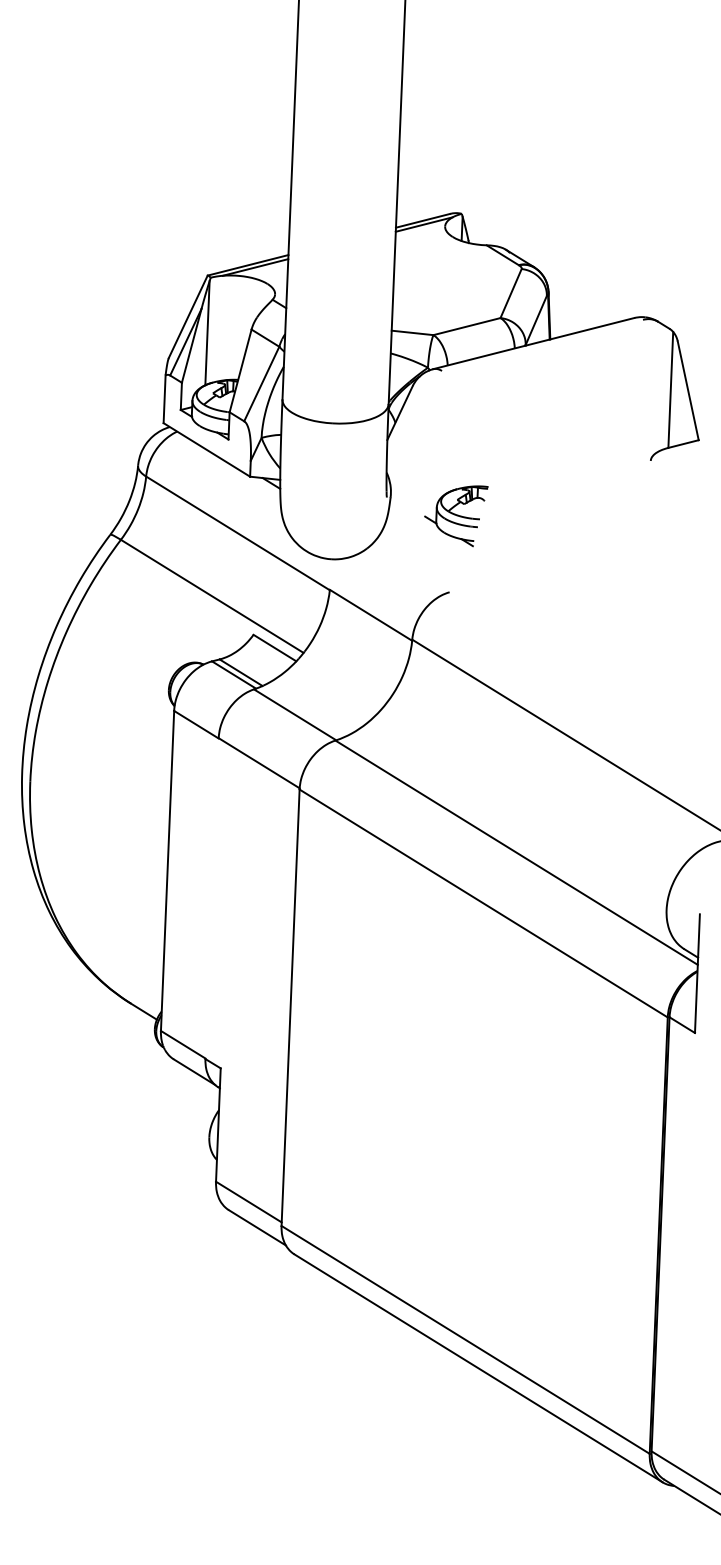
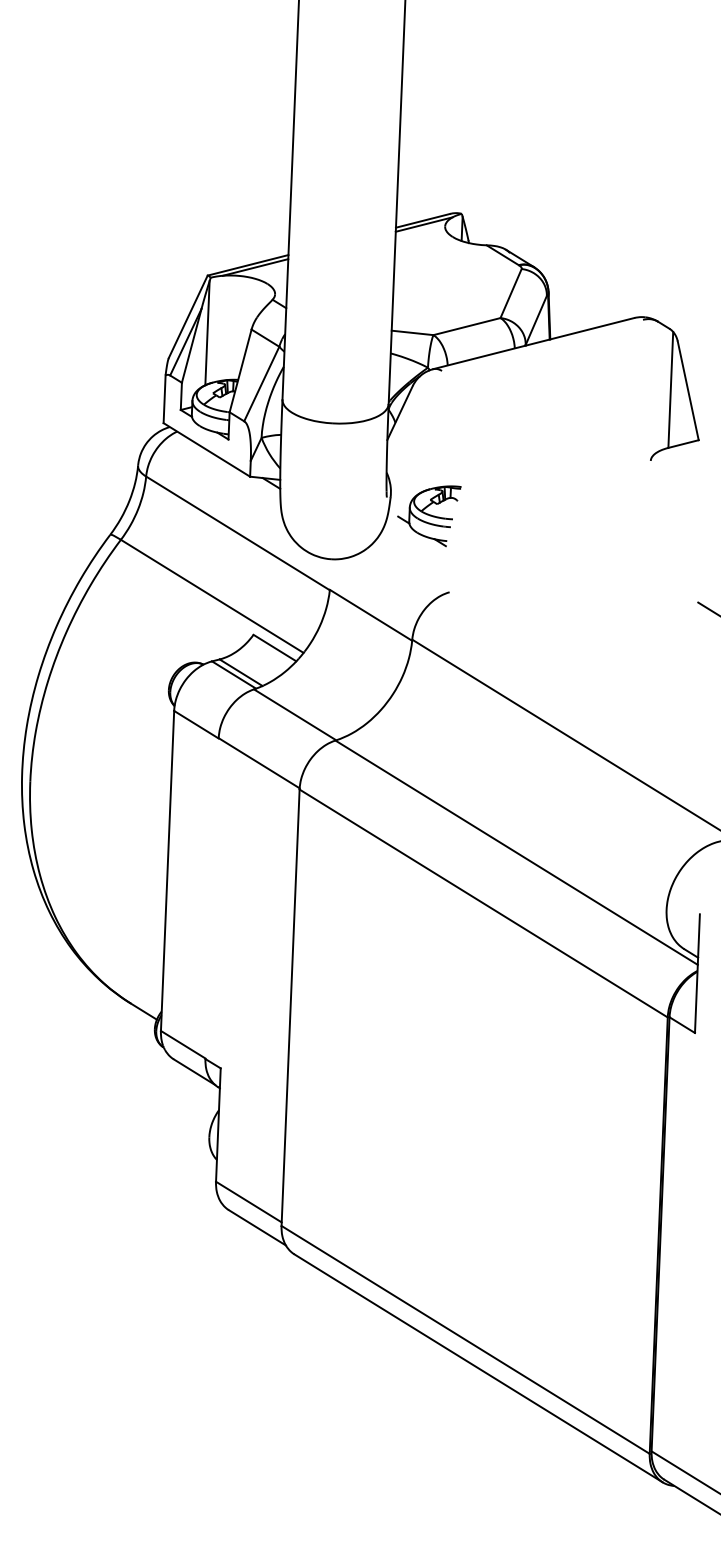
part position: (456, 516) -> (429, 516) (429, 516)
line: none -> present (707, 608)
